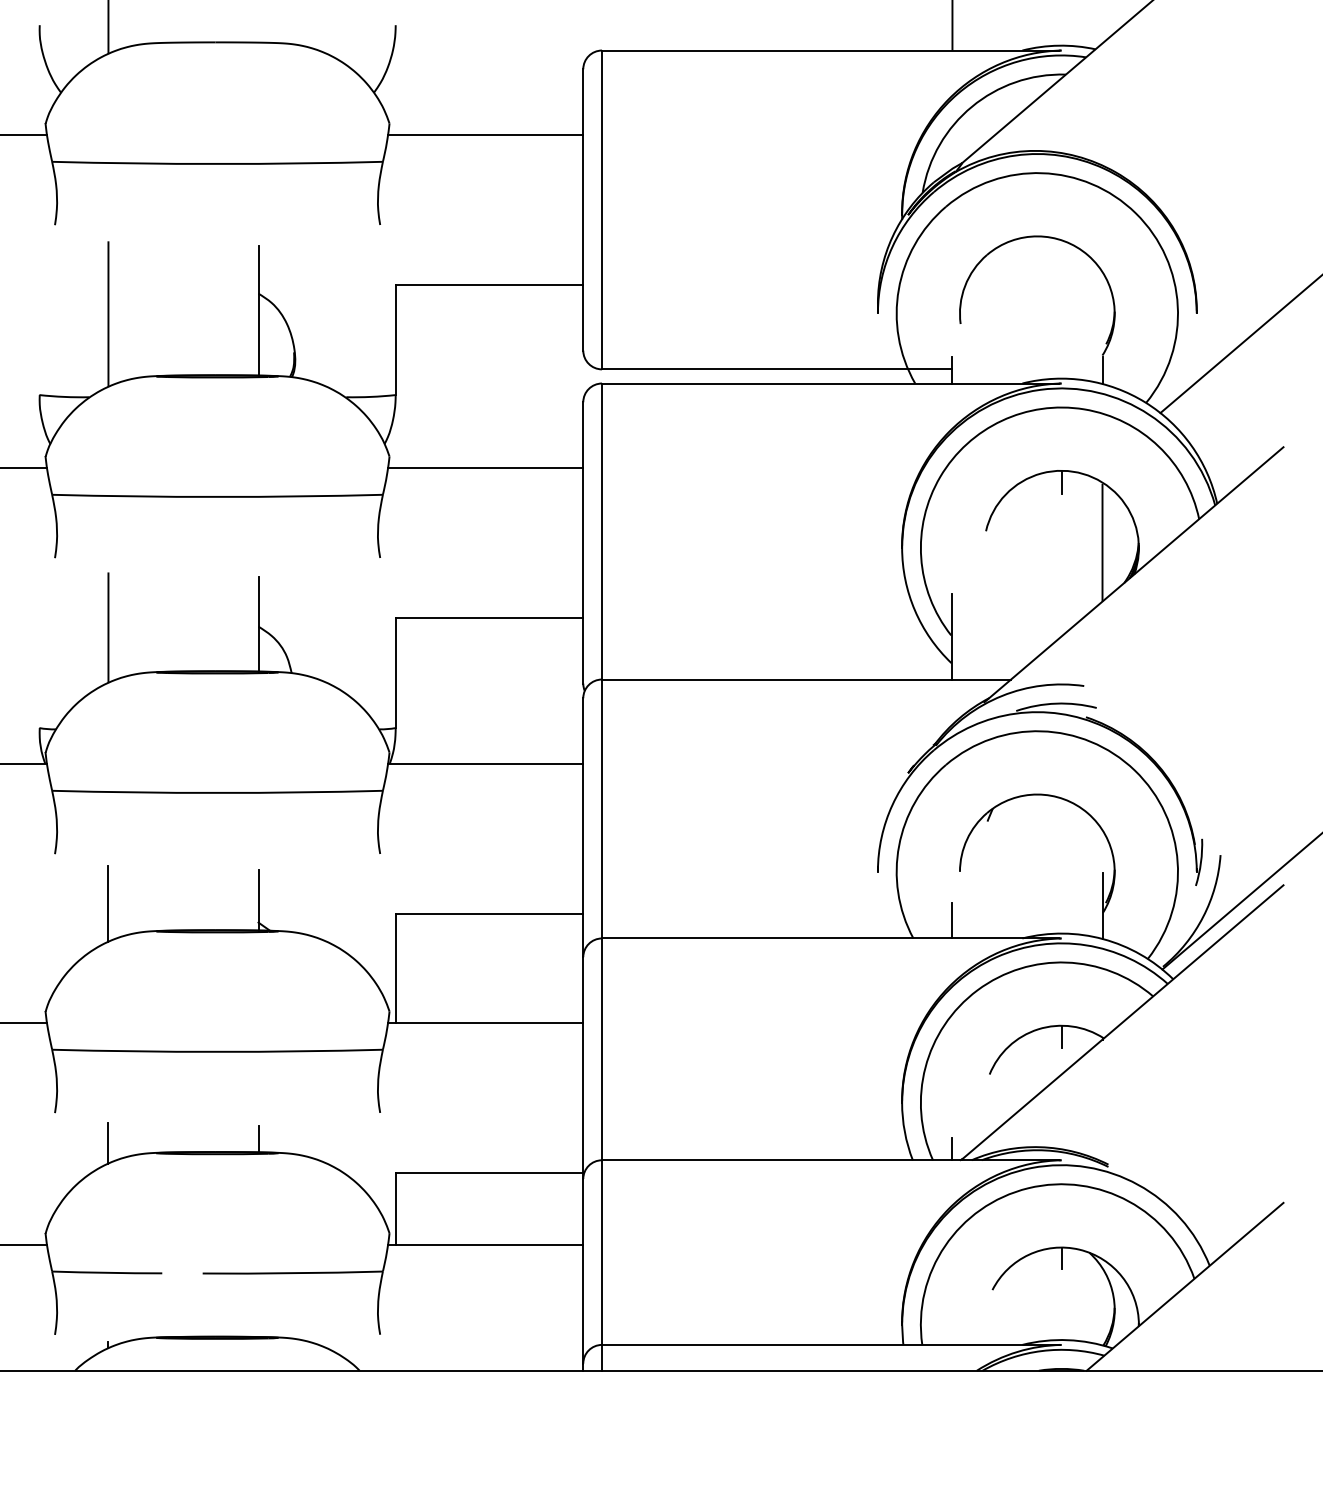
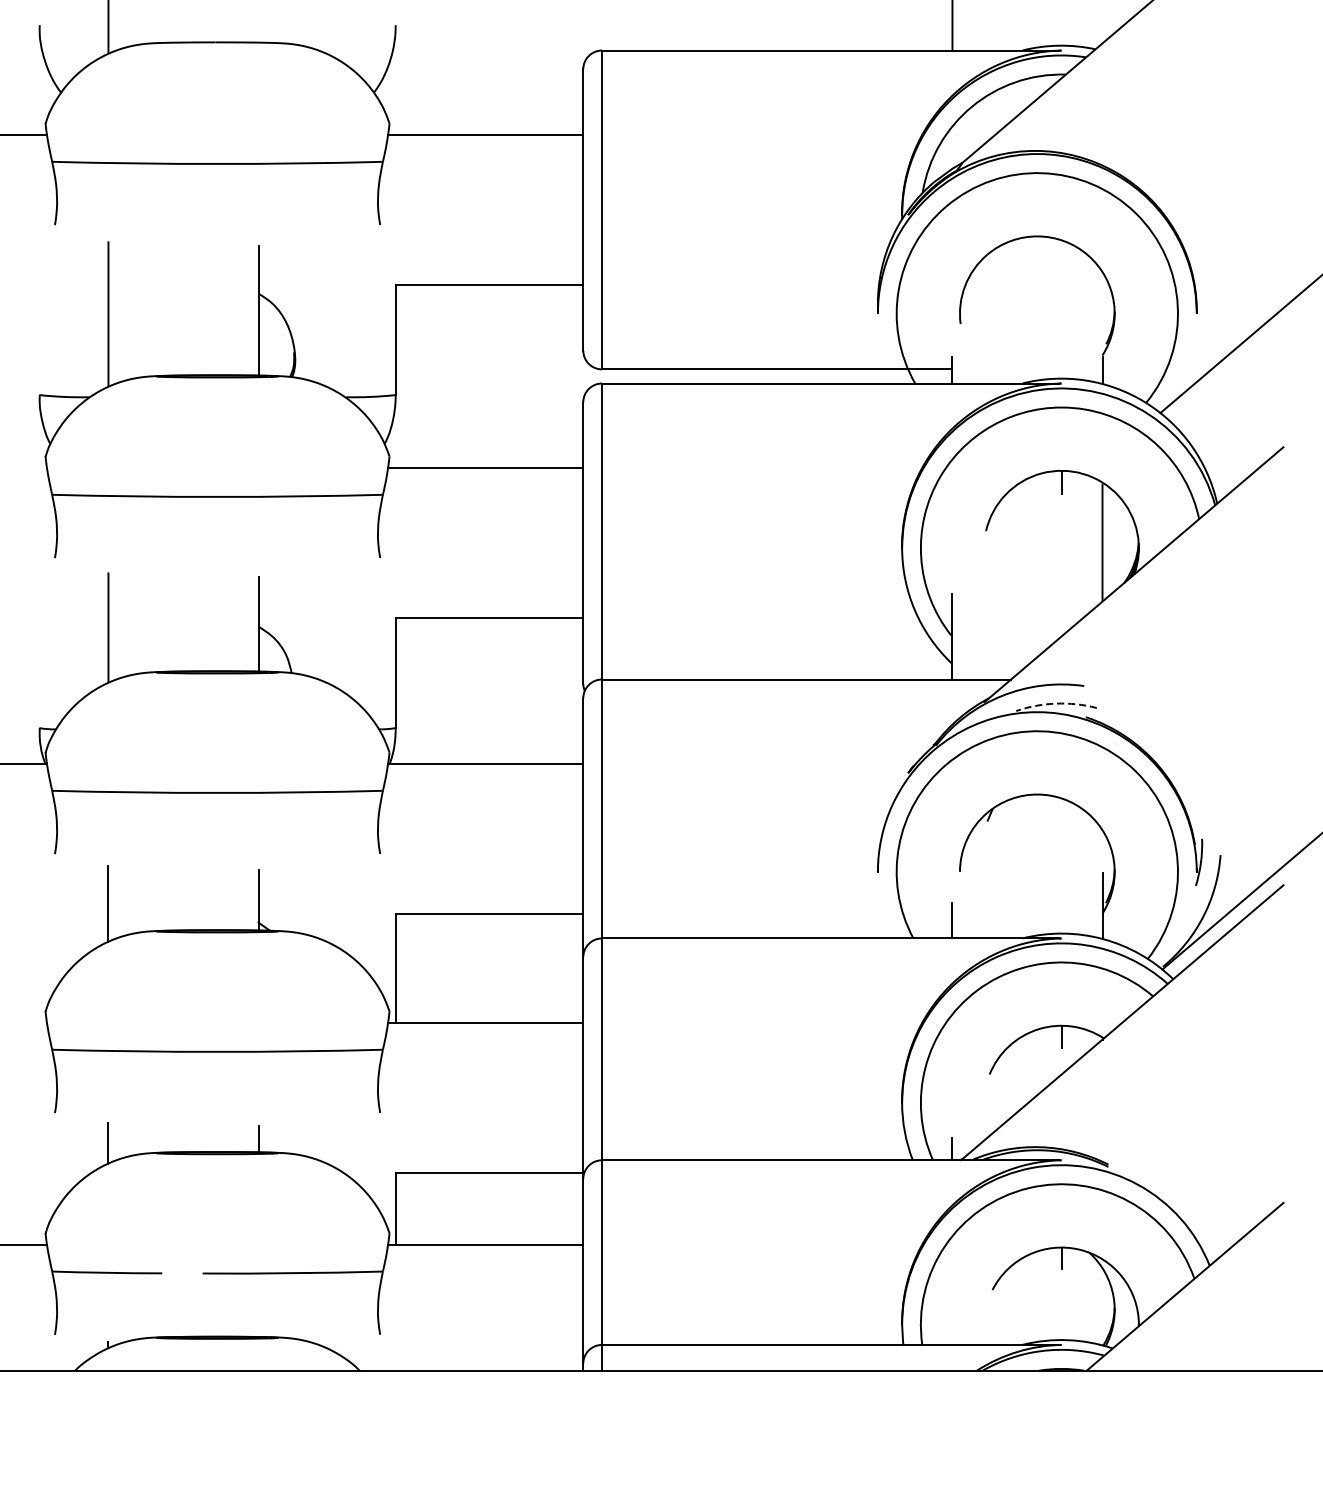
line: present -> none (24, 467)
arc: solid -> dashed (1056, 703)
line: present -> none (24, 1022)
